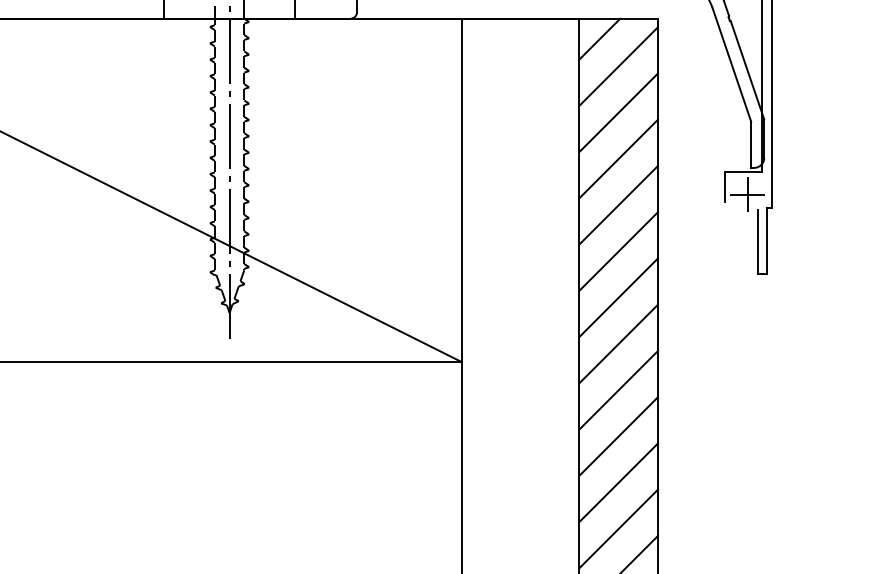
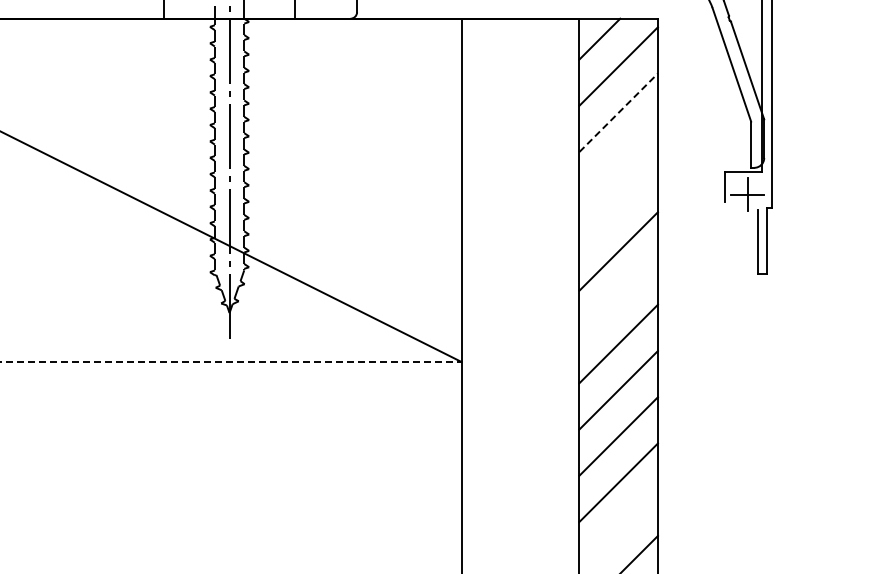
line: solid -> dashed (619, 112)
line: present -> none (618, 158)
line: present -> none (618, 205)
line: present -> none (618, 297)
line: solid -> dashed (231, 362)
line: present -> none (618, 528)
